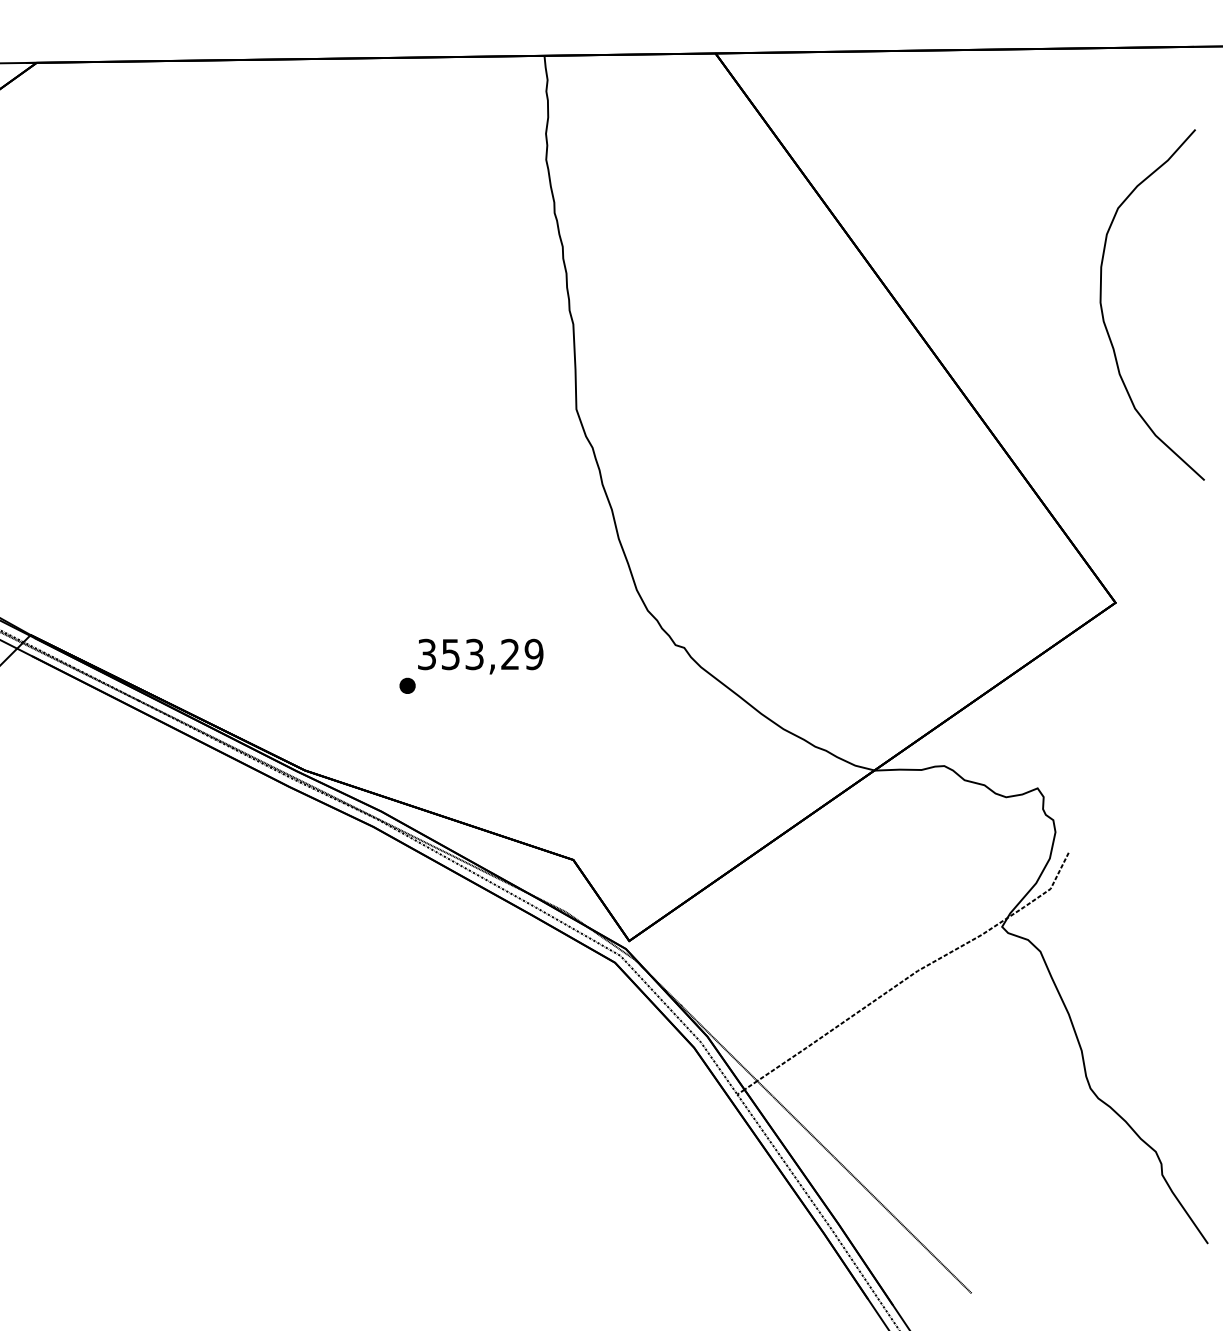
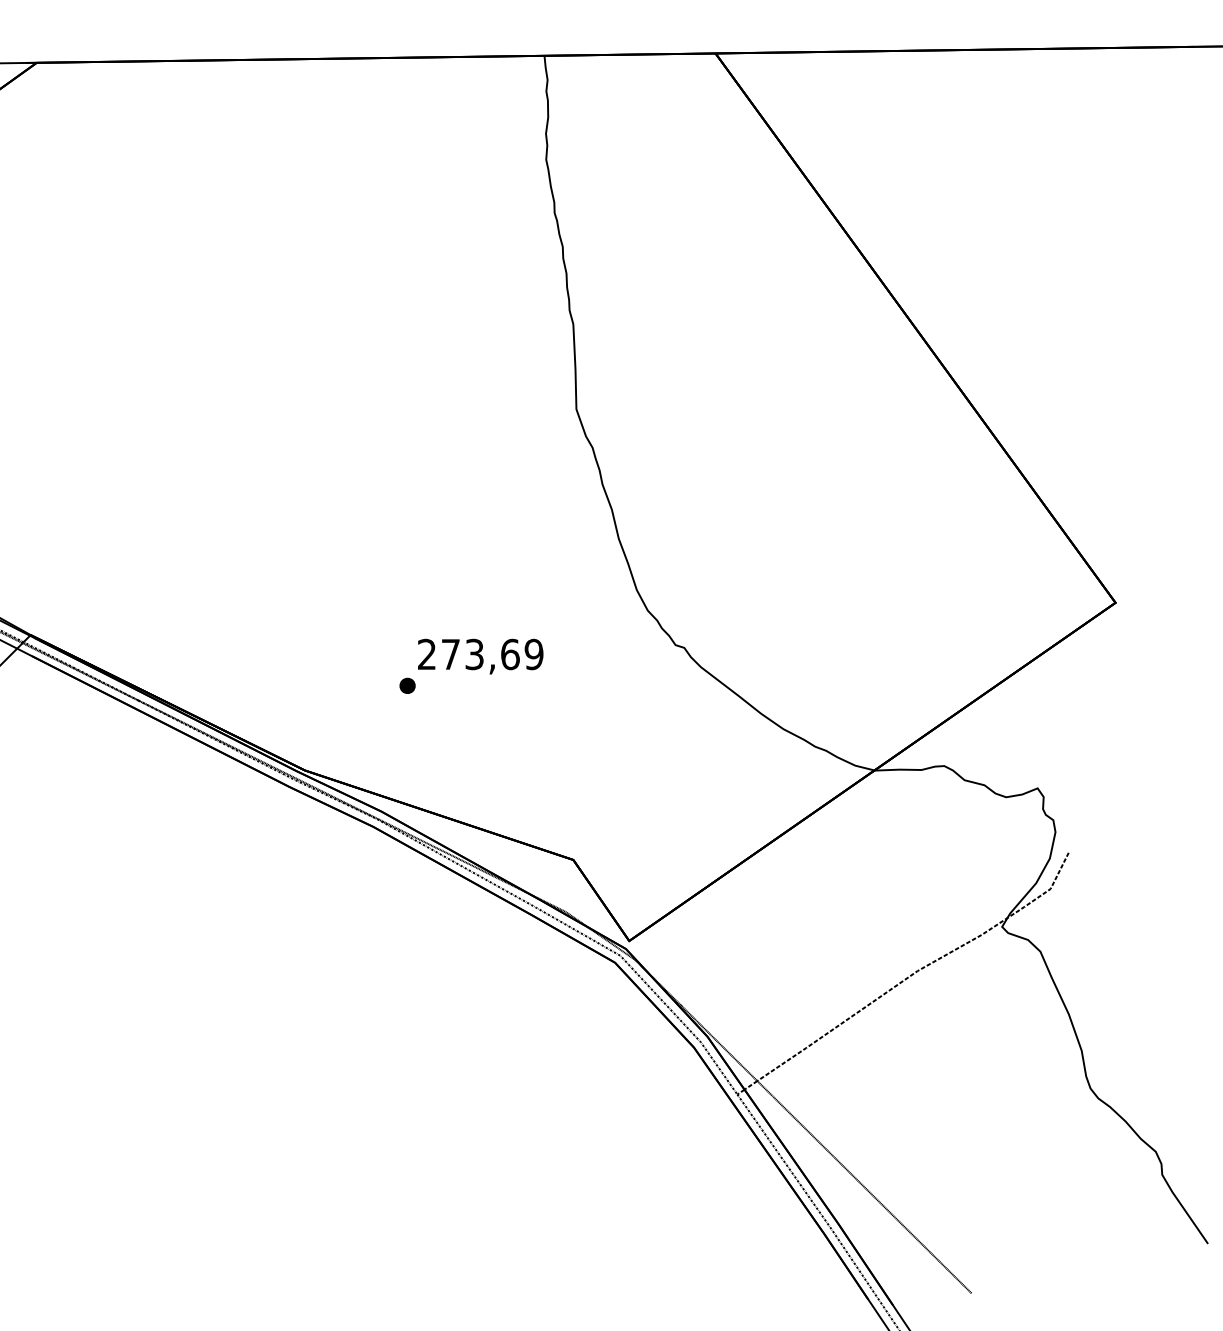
curve: present -> none (1103, 312)
text: 353,29 -> 273,69 (468, 654)
